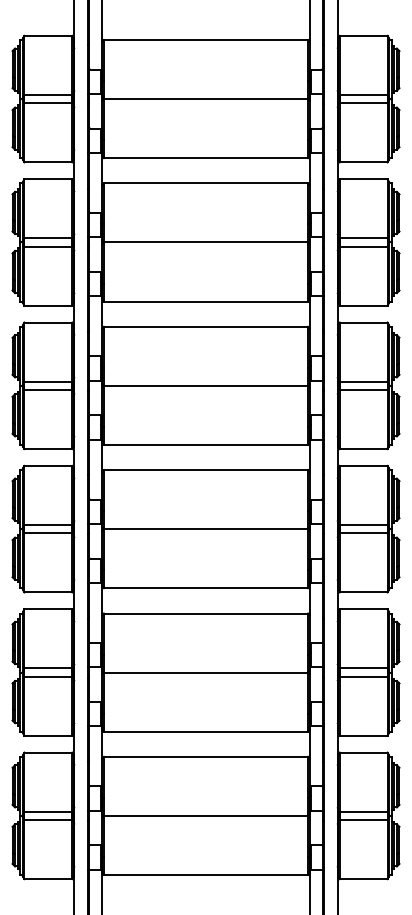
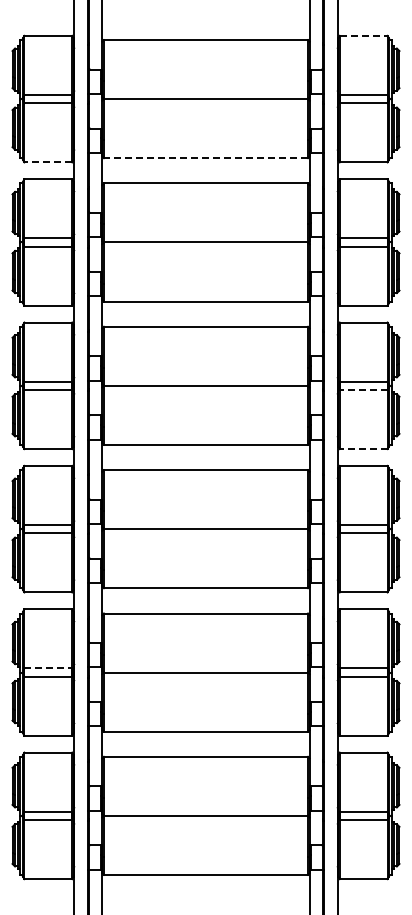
line: solid -> dashed (363, 35)
line: solid -> dashed (205, 158)
line: solid -> dashed (48, 162)
line: solid -> dashed (363, 390)
line: solid -> dashed (363, 449)
line: solid -> dashed (48, 668)
